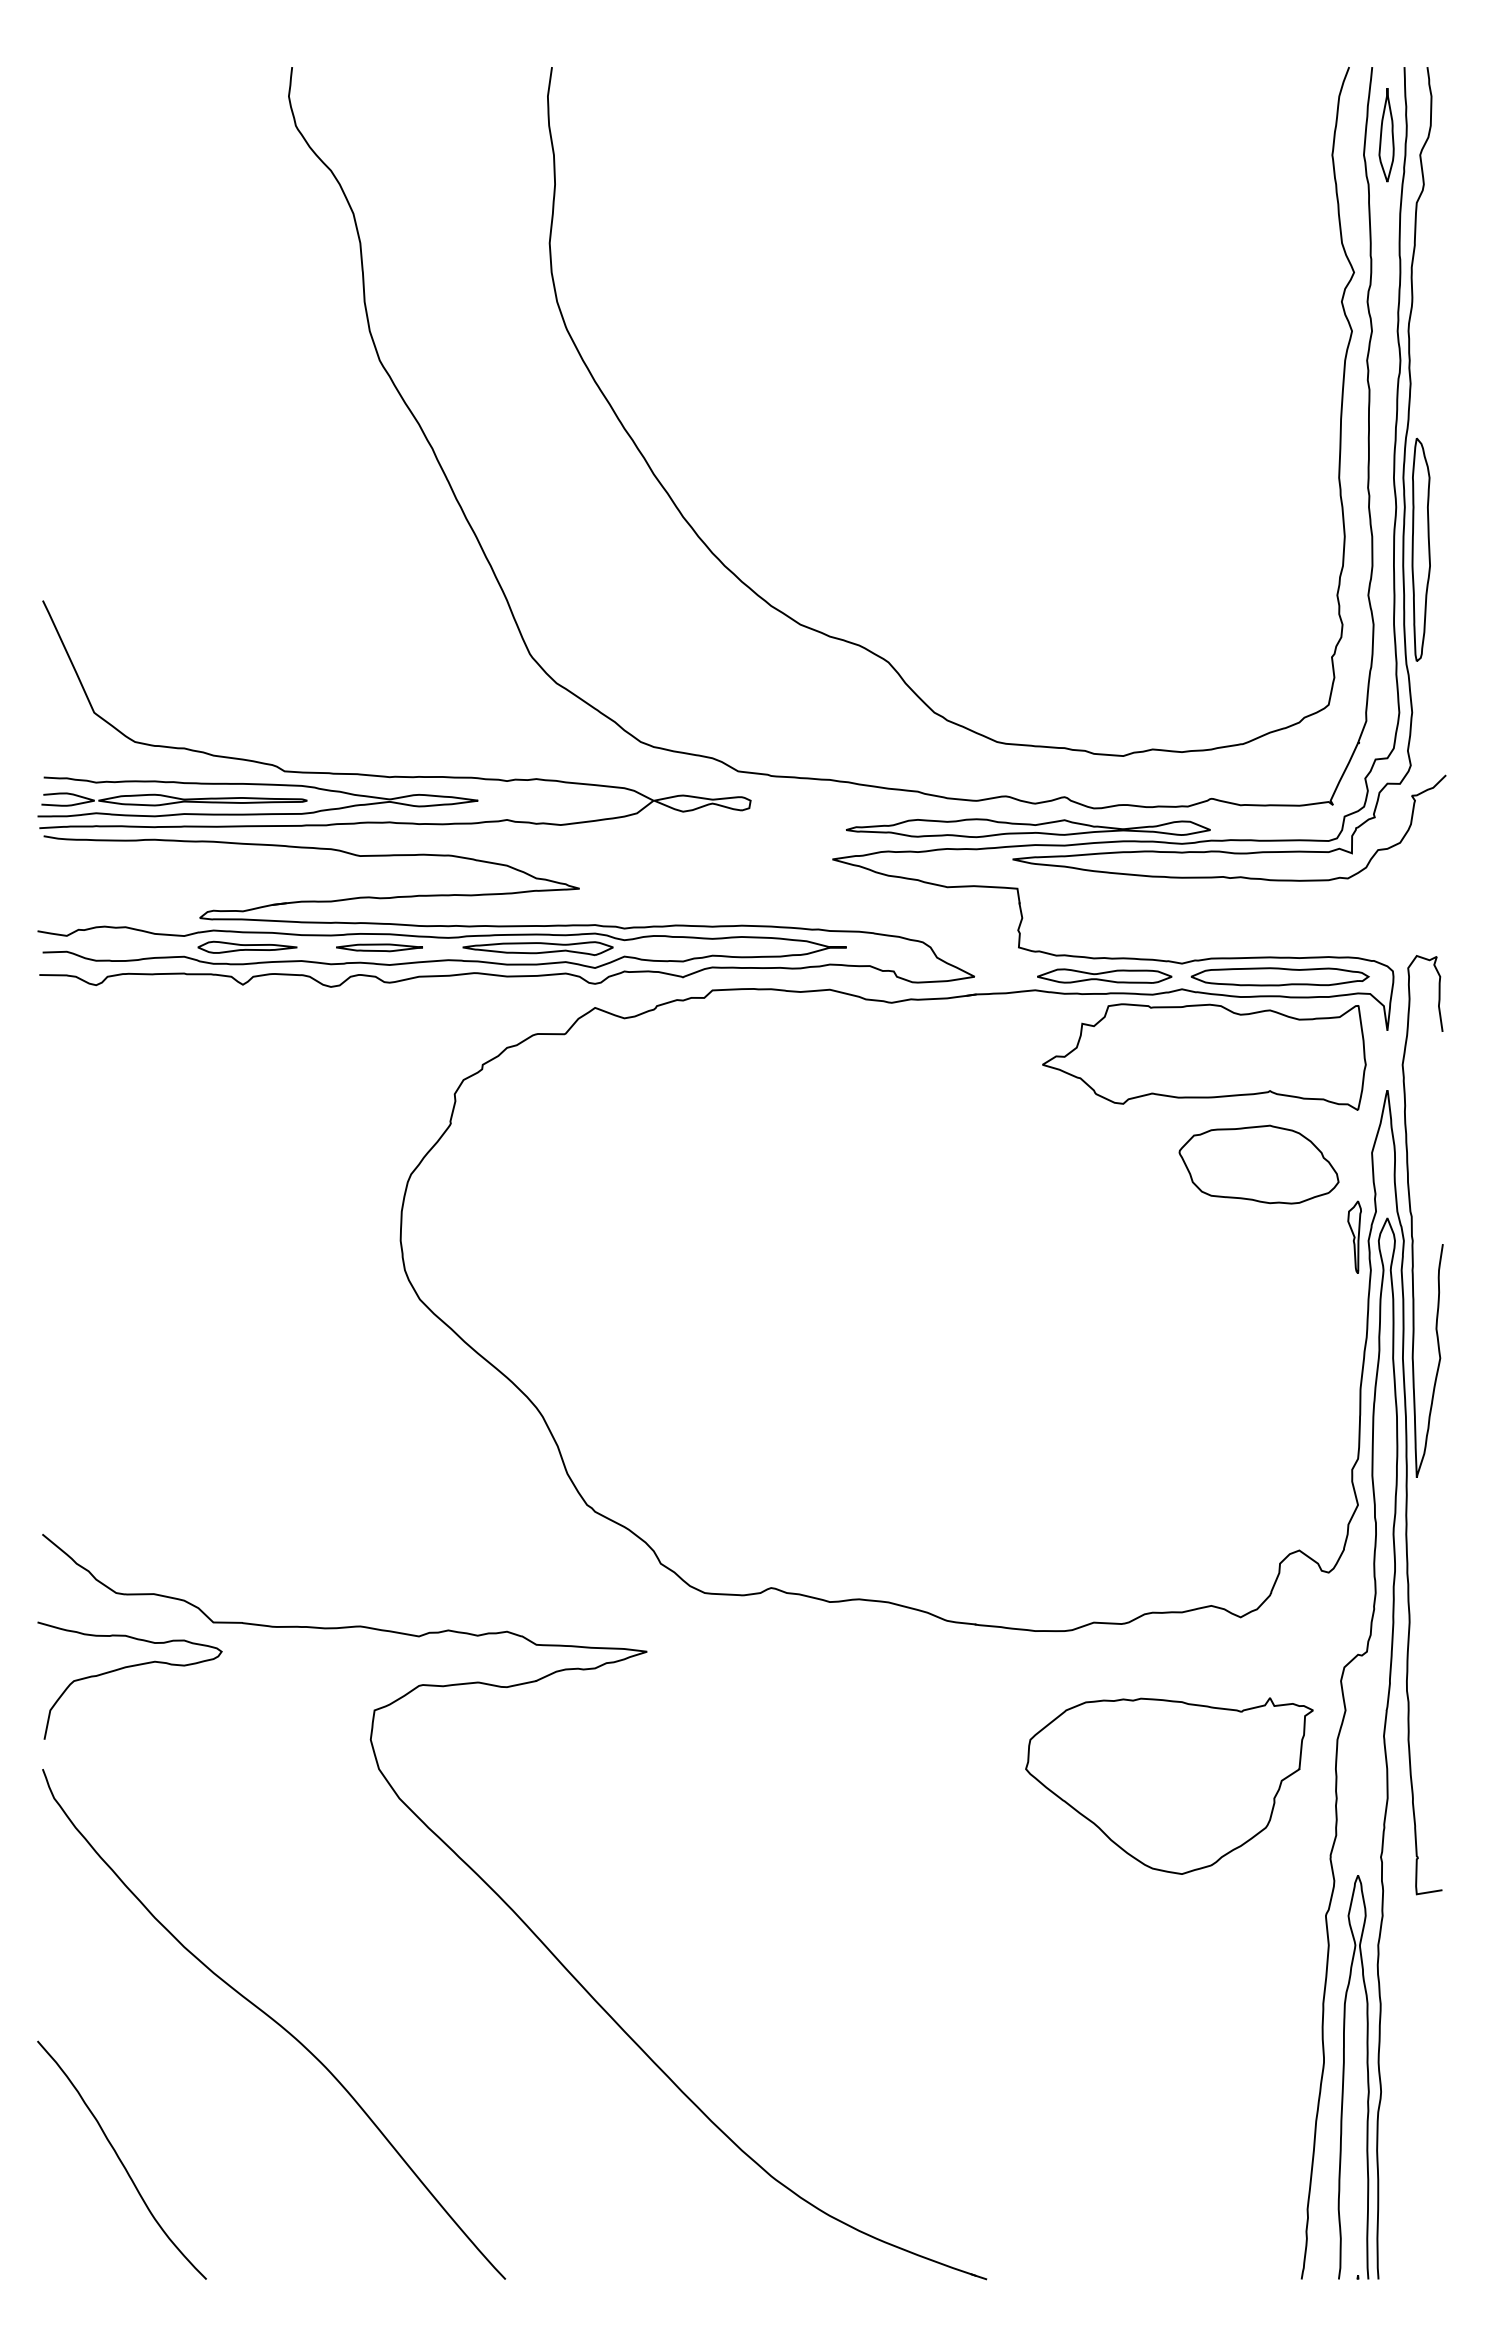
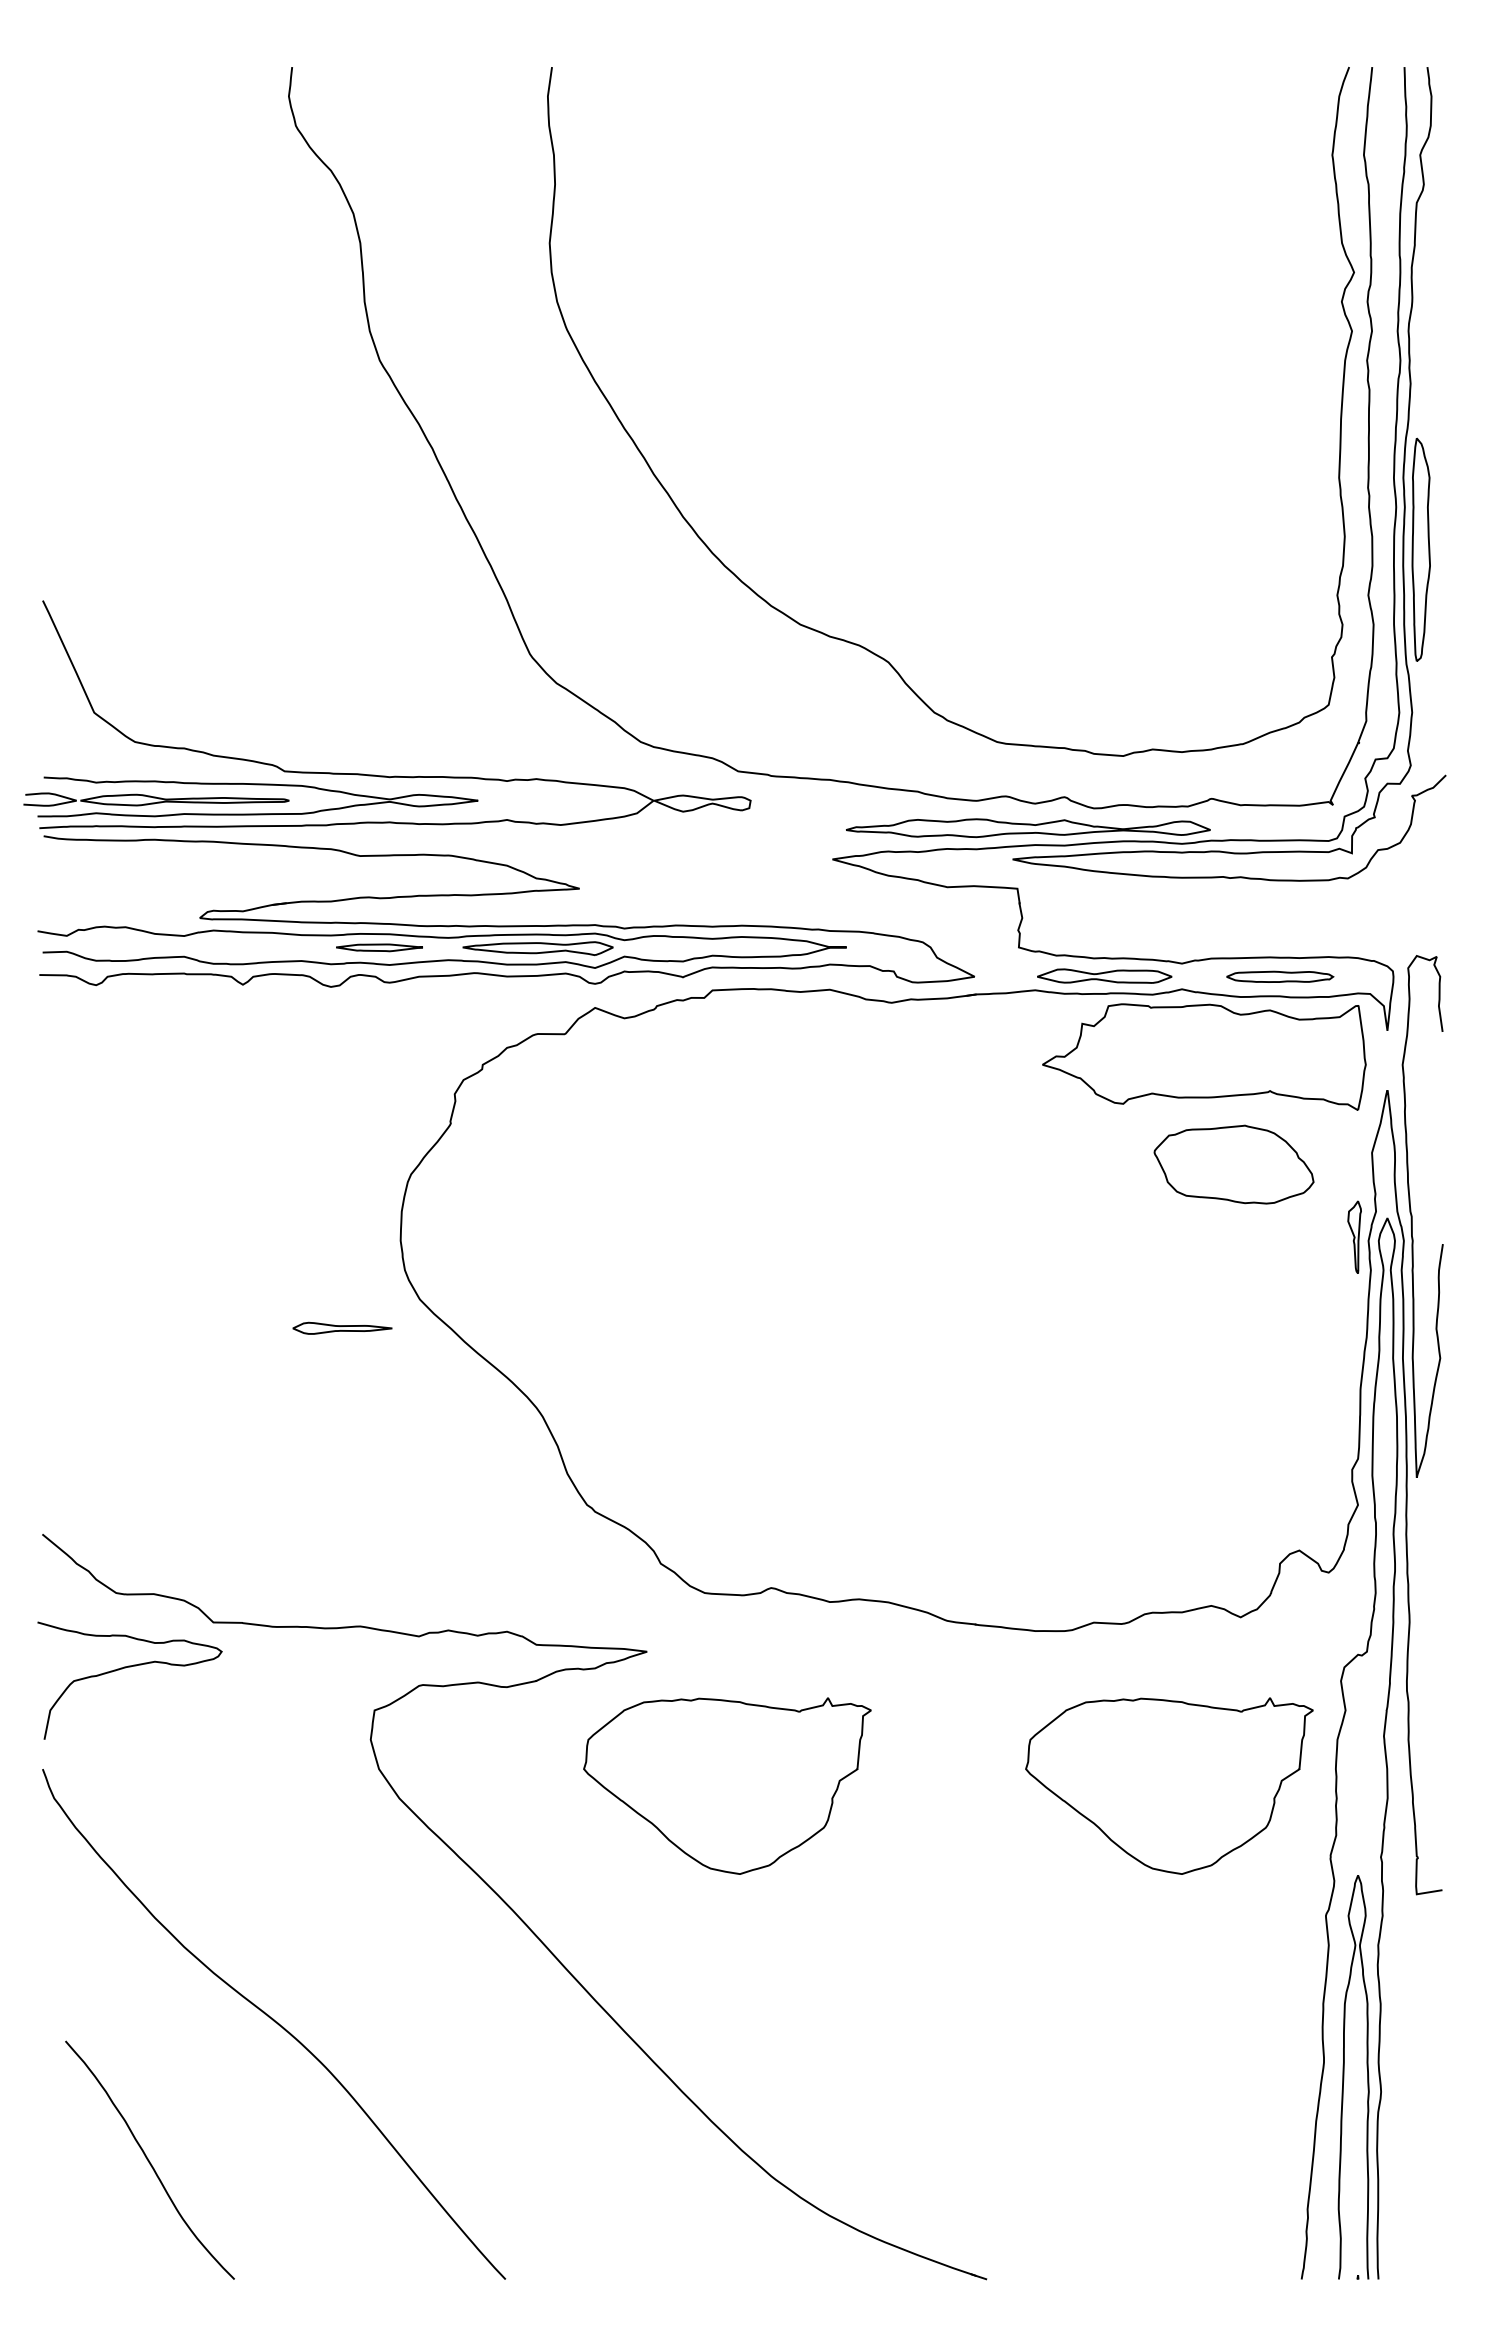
part: present -> none (1386, 135)
part position: (174, 799) -> (156, 799) (156, 799)
part position: (247, 946) -> (342, 1327) (342, 1327)
part size: 180x20 px -> 109x13 px (1280, 976)
part position: (1258, 1164) -> (1233, 1164) (1233, 1164)
part: none -> present (727, 1785)
curve position: (120, 2159) -> (148, 2159) (148, 2159)
